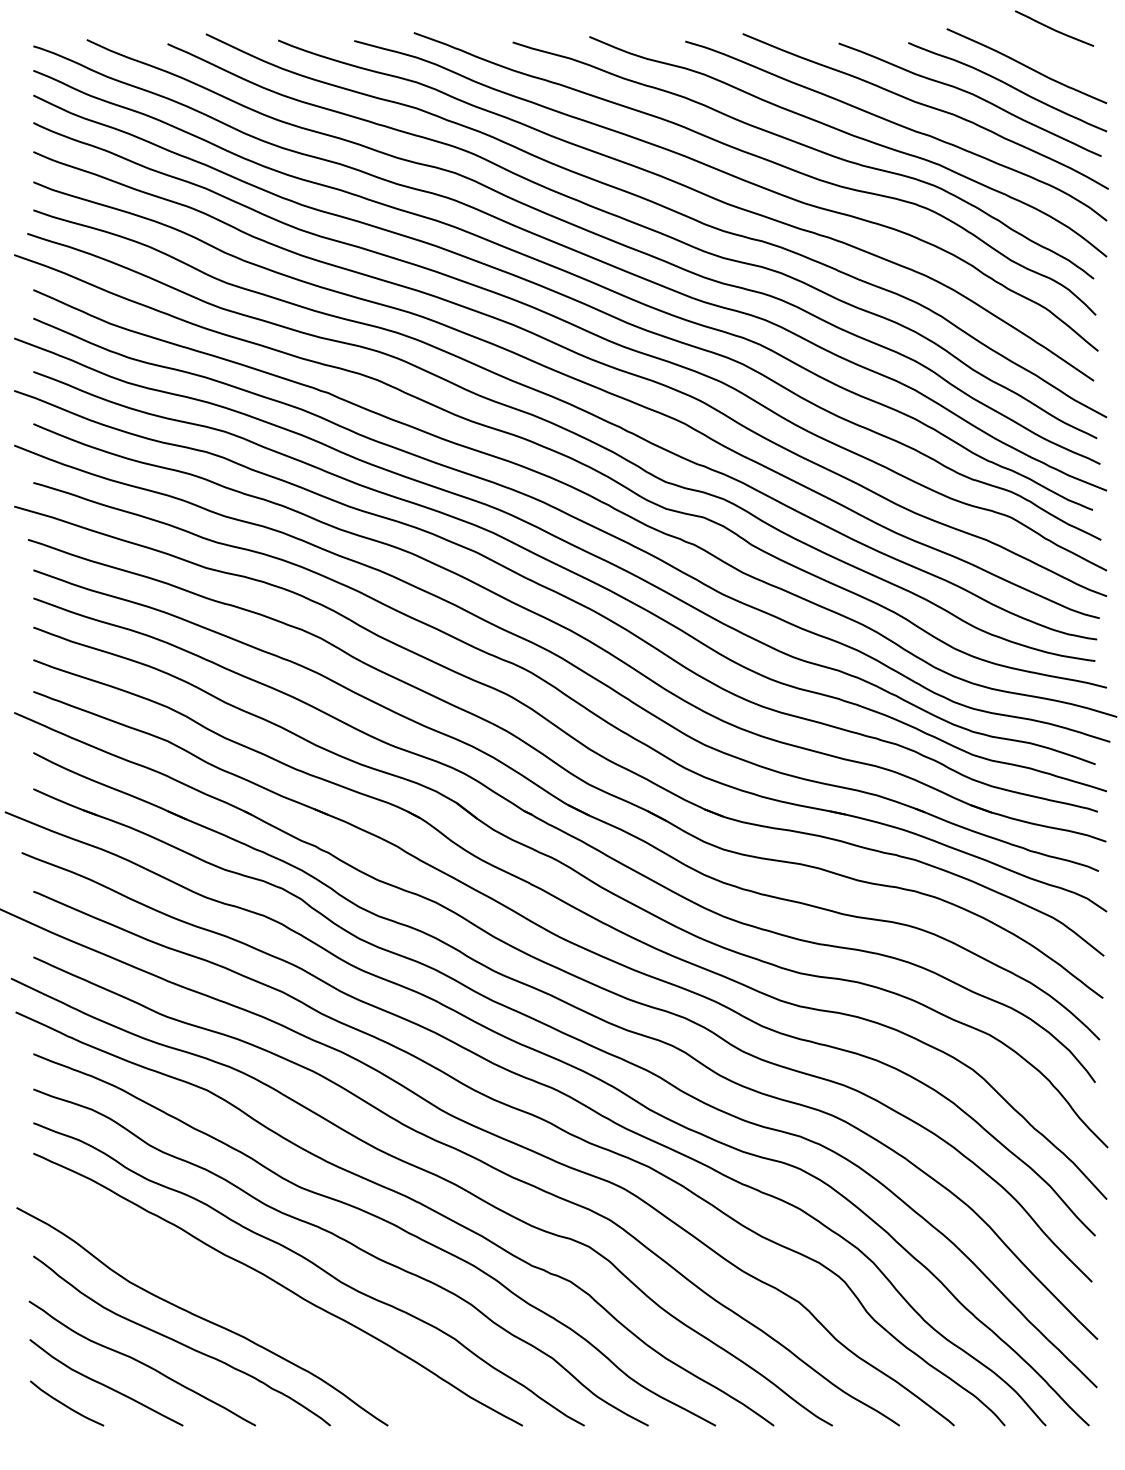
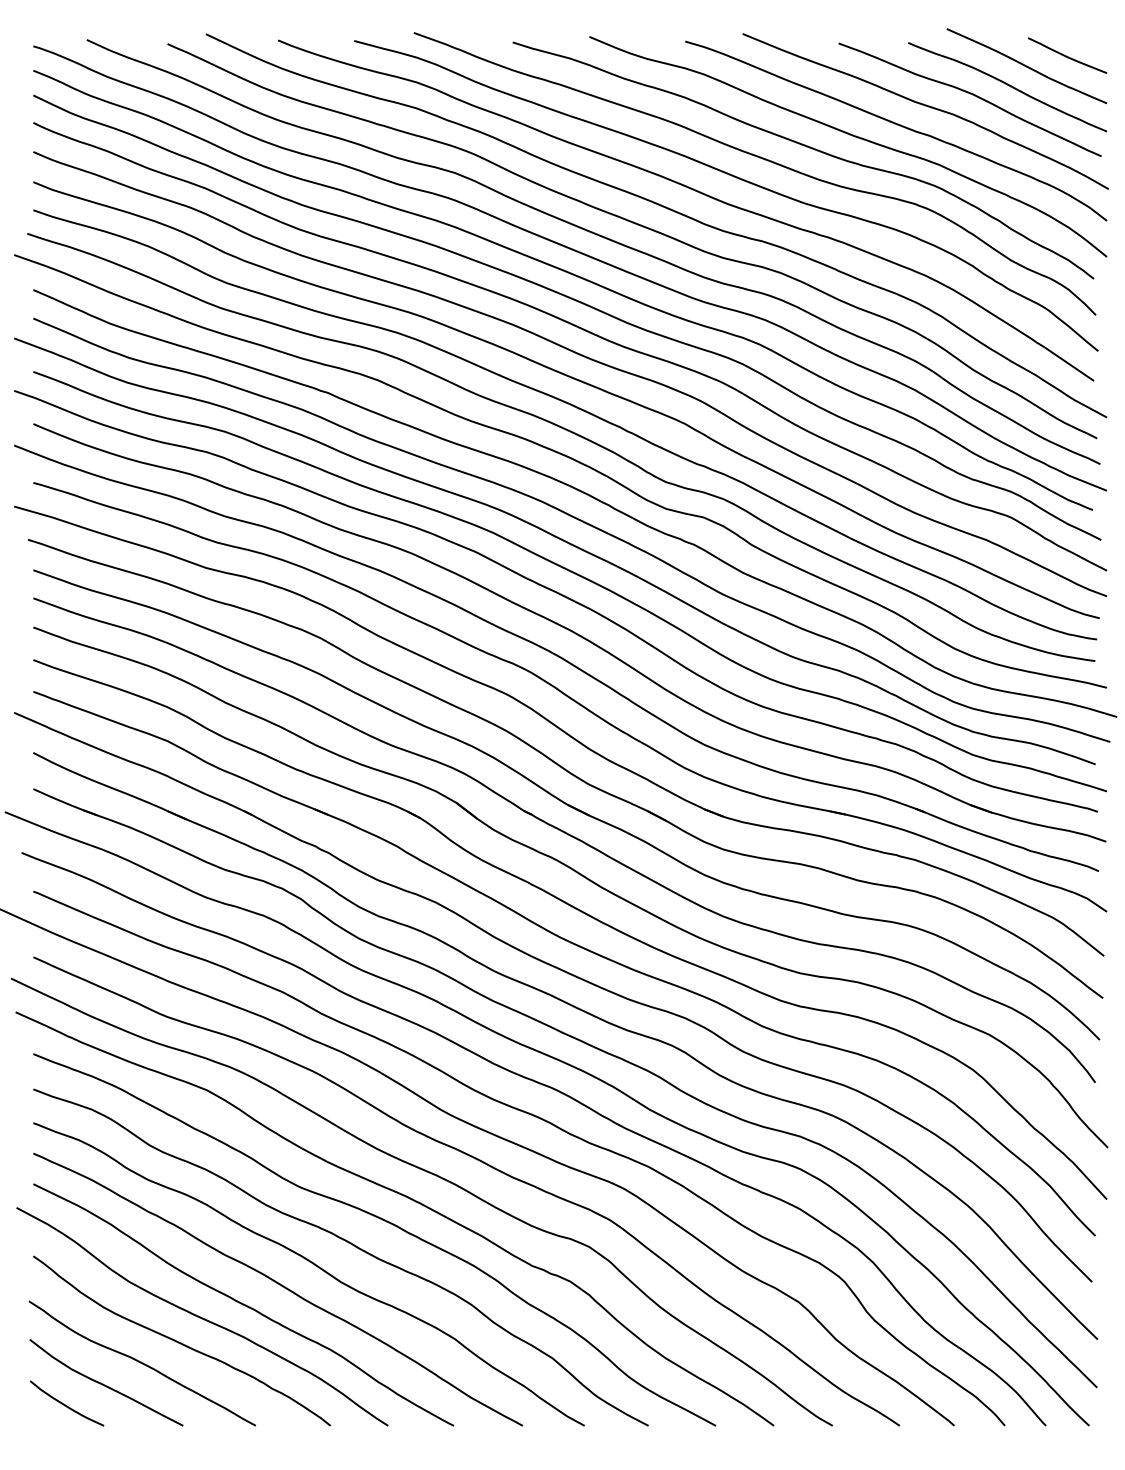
curve position: (1053, 28) -> (1066, 55) (1066, 55)
curve: none -> present (243, 1304)
